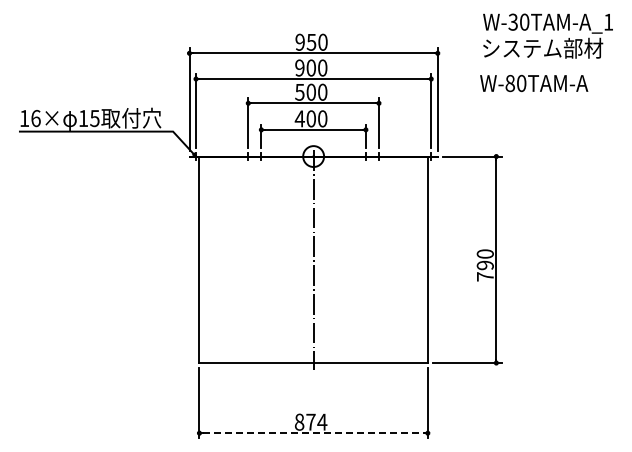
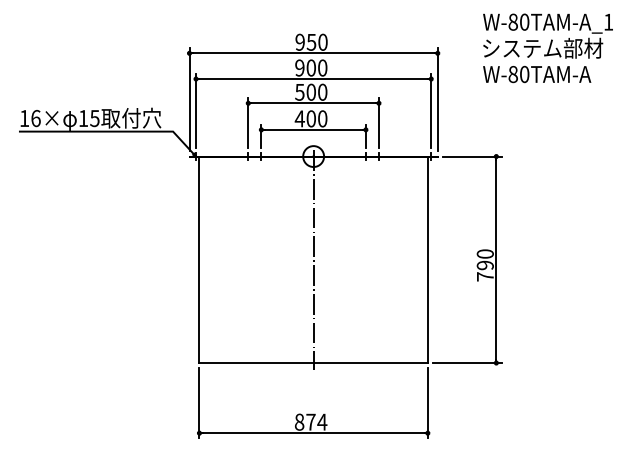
text: W-30TAM-A_1 -> W-80TAM-A_1 (512, 21)
text position: (534, 83) -> (537, 74) (537, 74)
line: dashed -> solid (314, 433)
